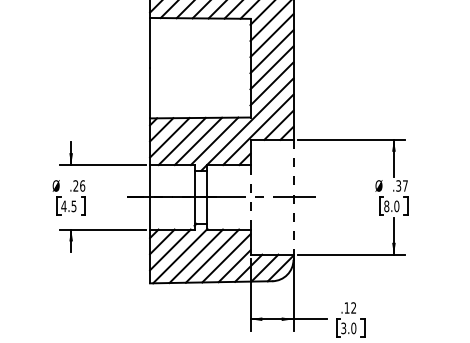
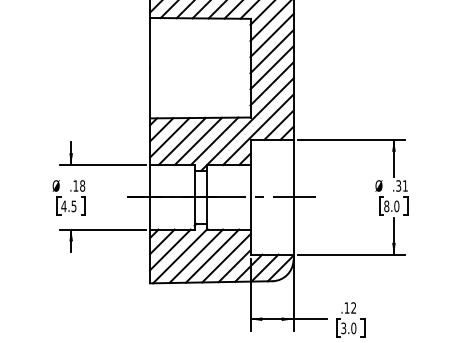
text: .26 -> .18 (79, 185)
text: .37 -> .31 (405, 185)
line: dashed -> solid (250, 196)
line: dashed -> solid (293, 197)
